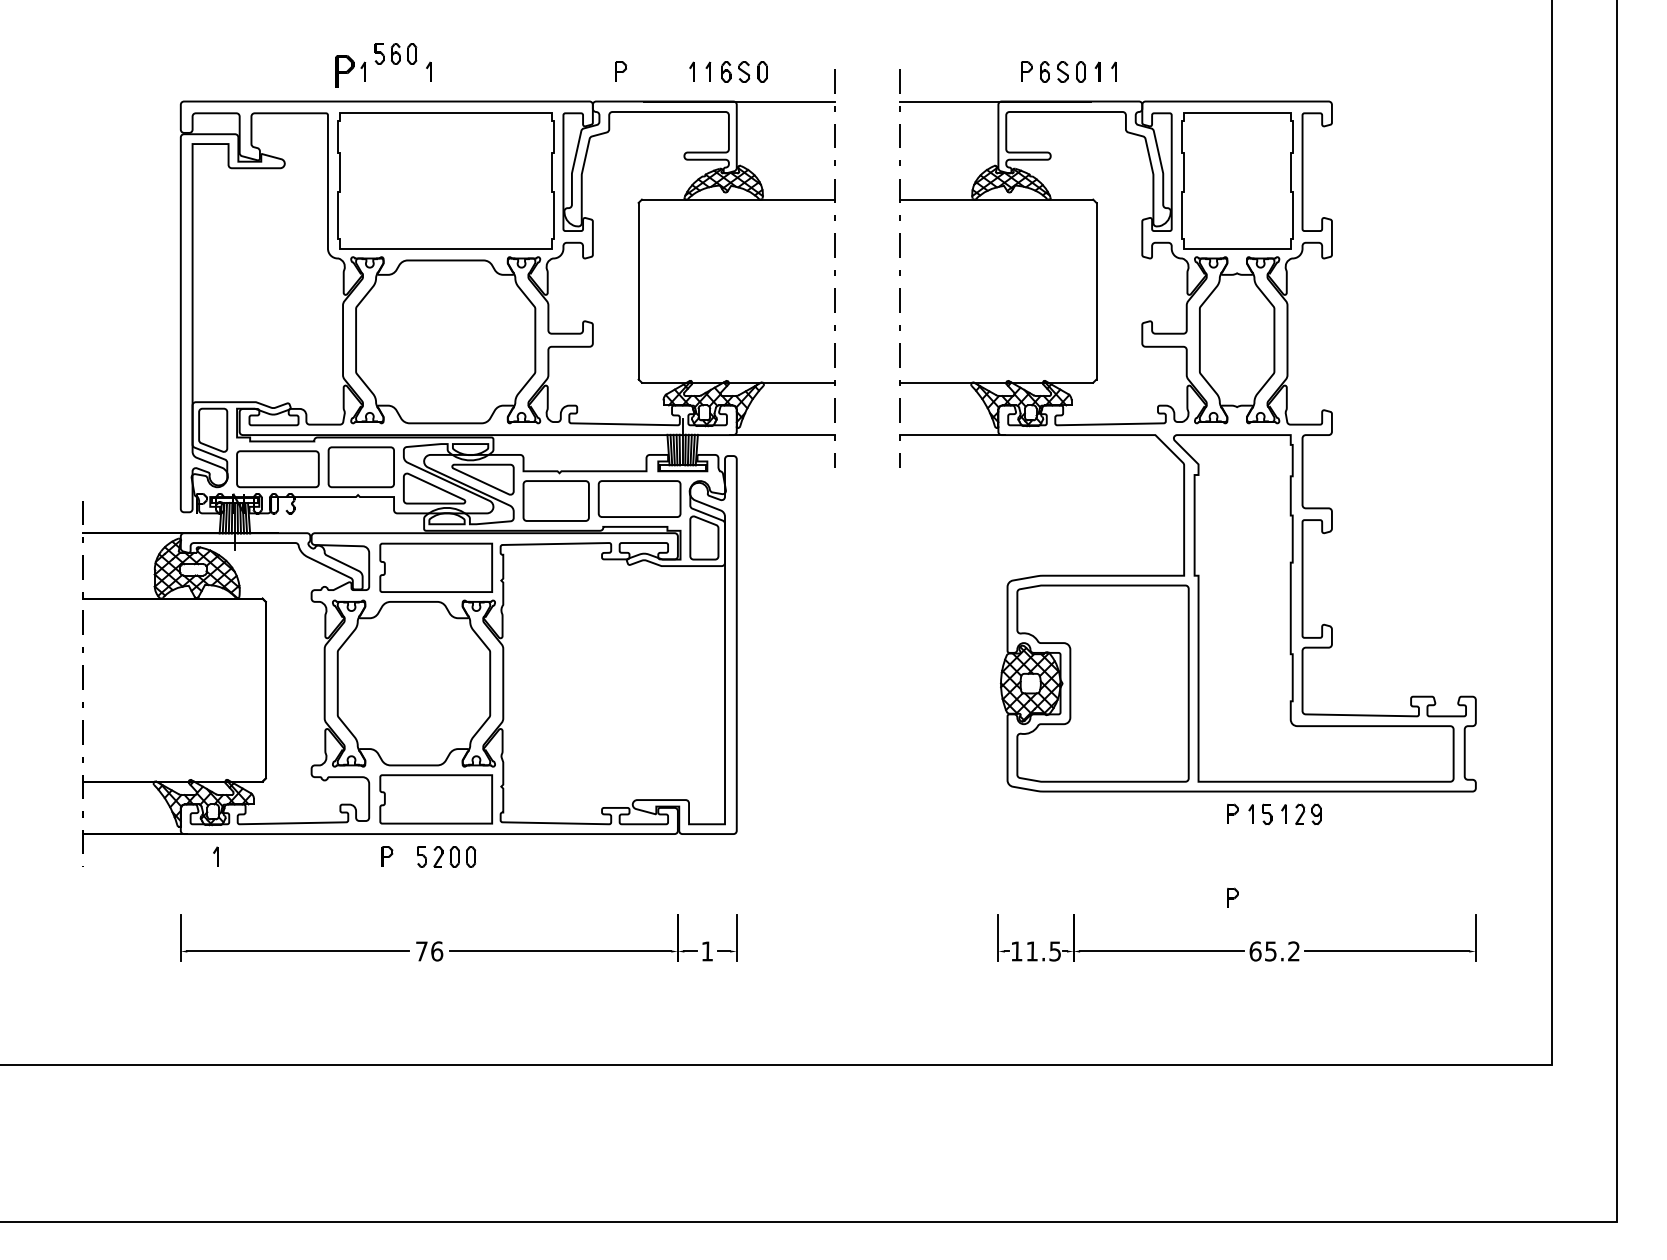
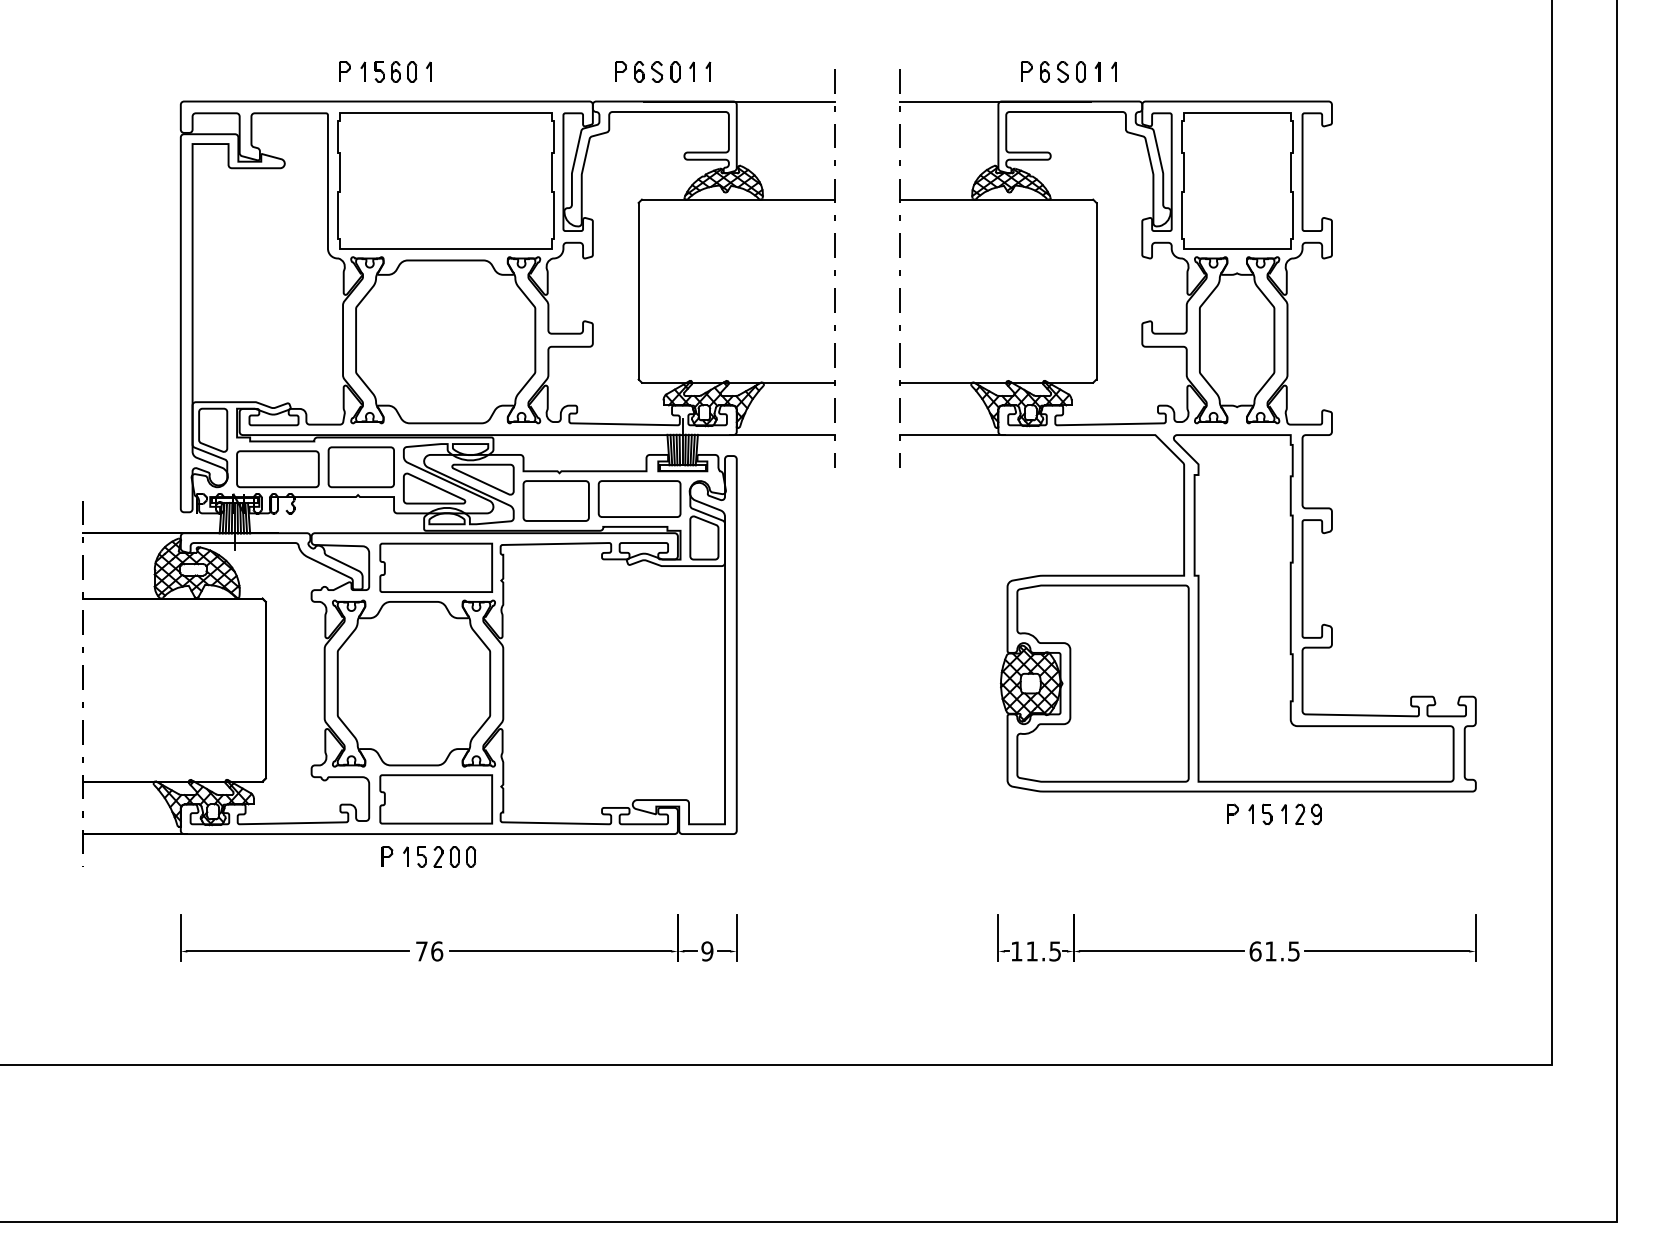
part position: (395, 53) -> (395, 71) (395, 71)
part size: 20x33 px -> 12x21 px (344, 71)
part position: (744, 71) -> (657, 71) (657, 71)
part position: (215, 856) -> (405, 856) (405, 856)
part: present -> none (1232, 897)
text: 1 -> 9 (707, 951)
text: 65.2 -> 61.5 (1282, 951)
